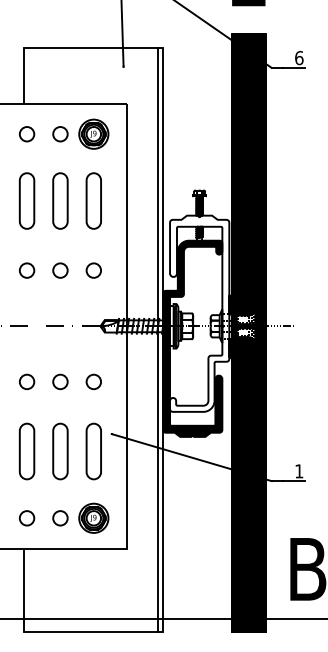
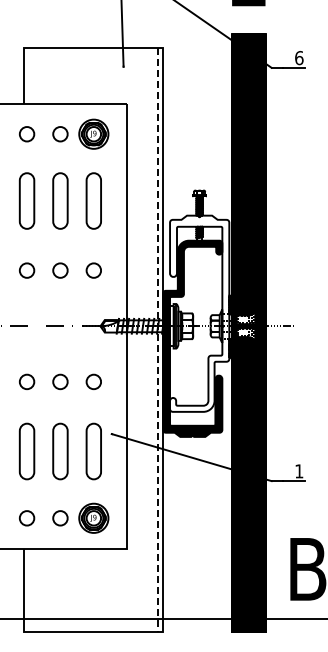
line: solid -> dashed (157, 340)
